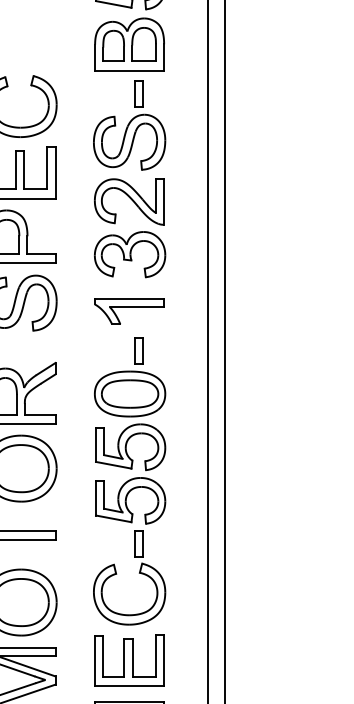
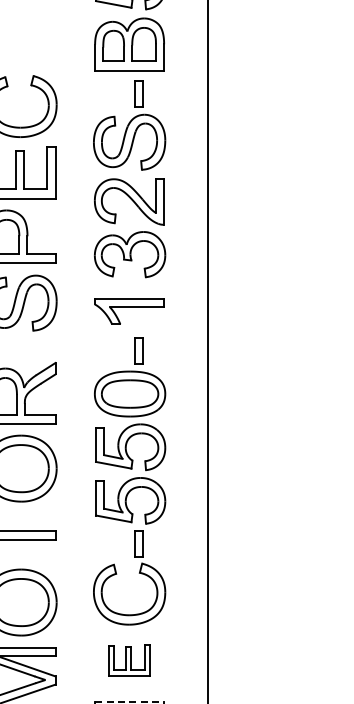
line: present -> none (225, 351)
part size: 71x53 px -> 43x33 px (129, 660)
line: solid -> dashed (129, 702)
